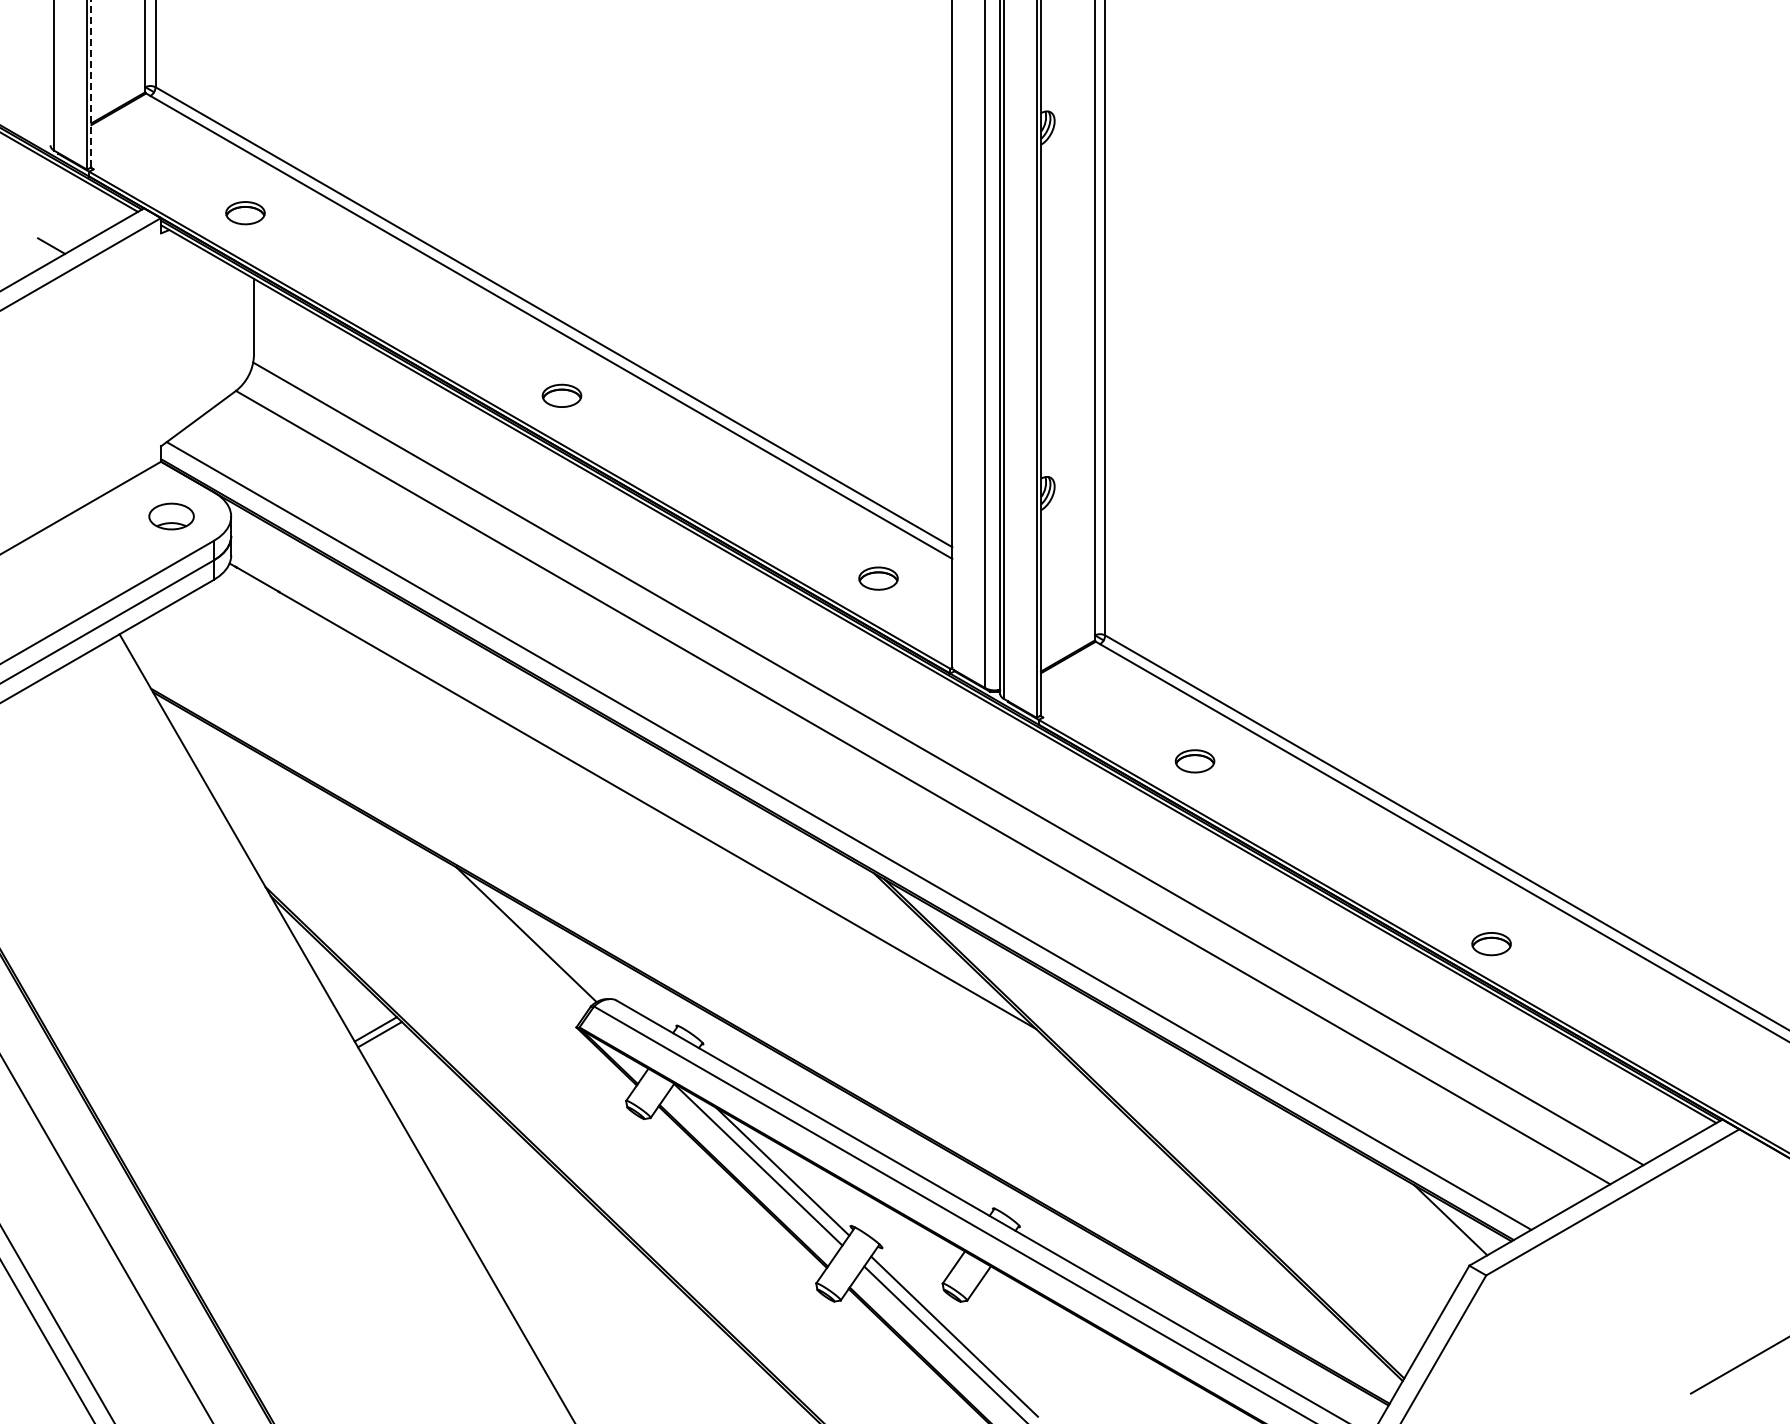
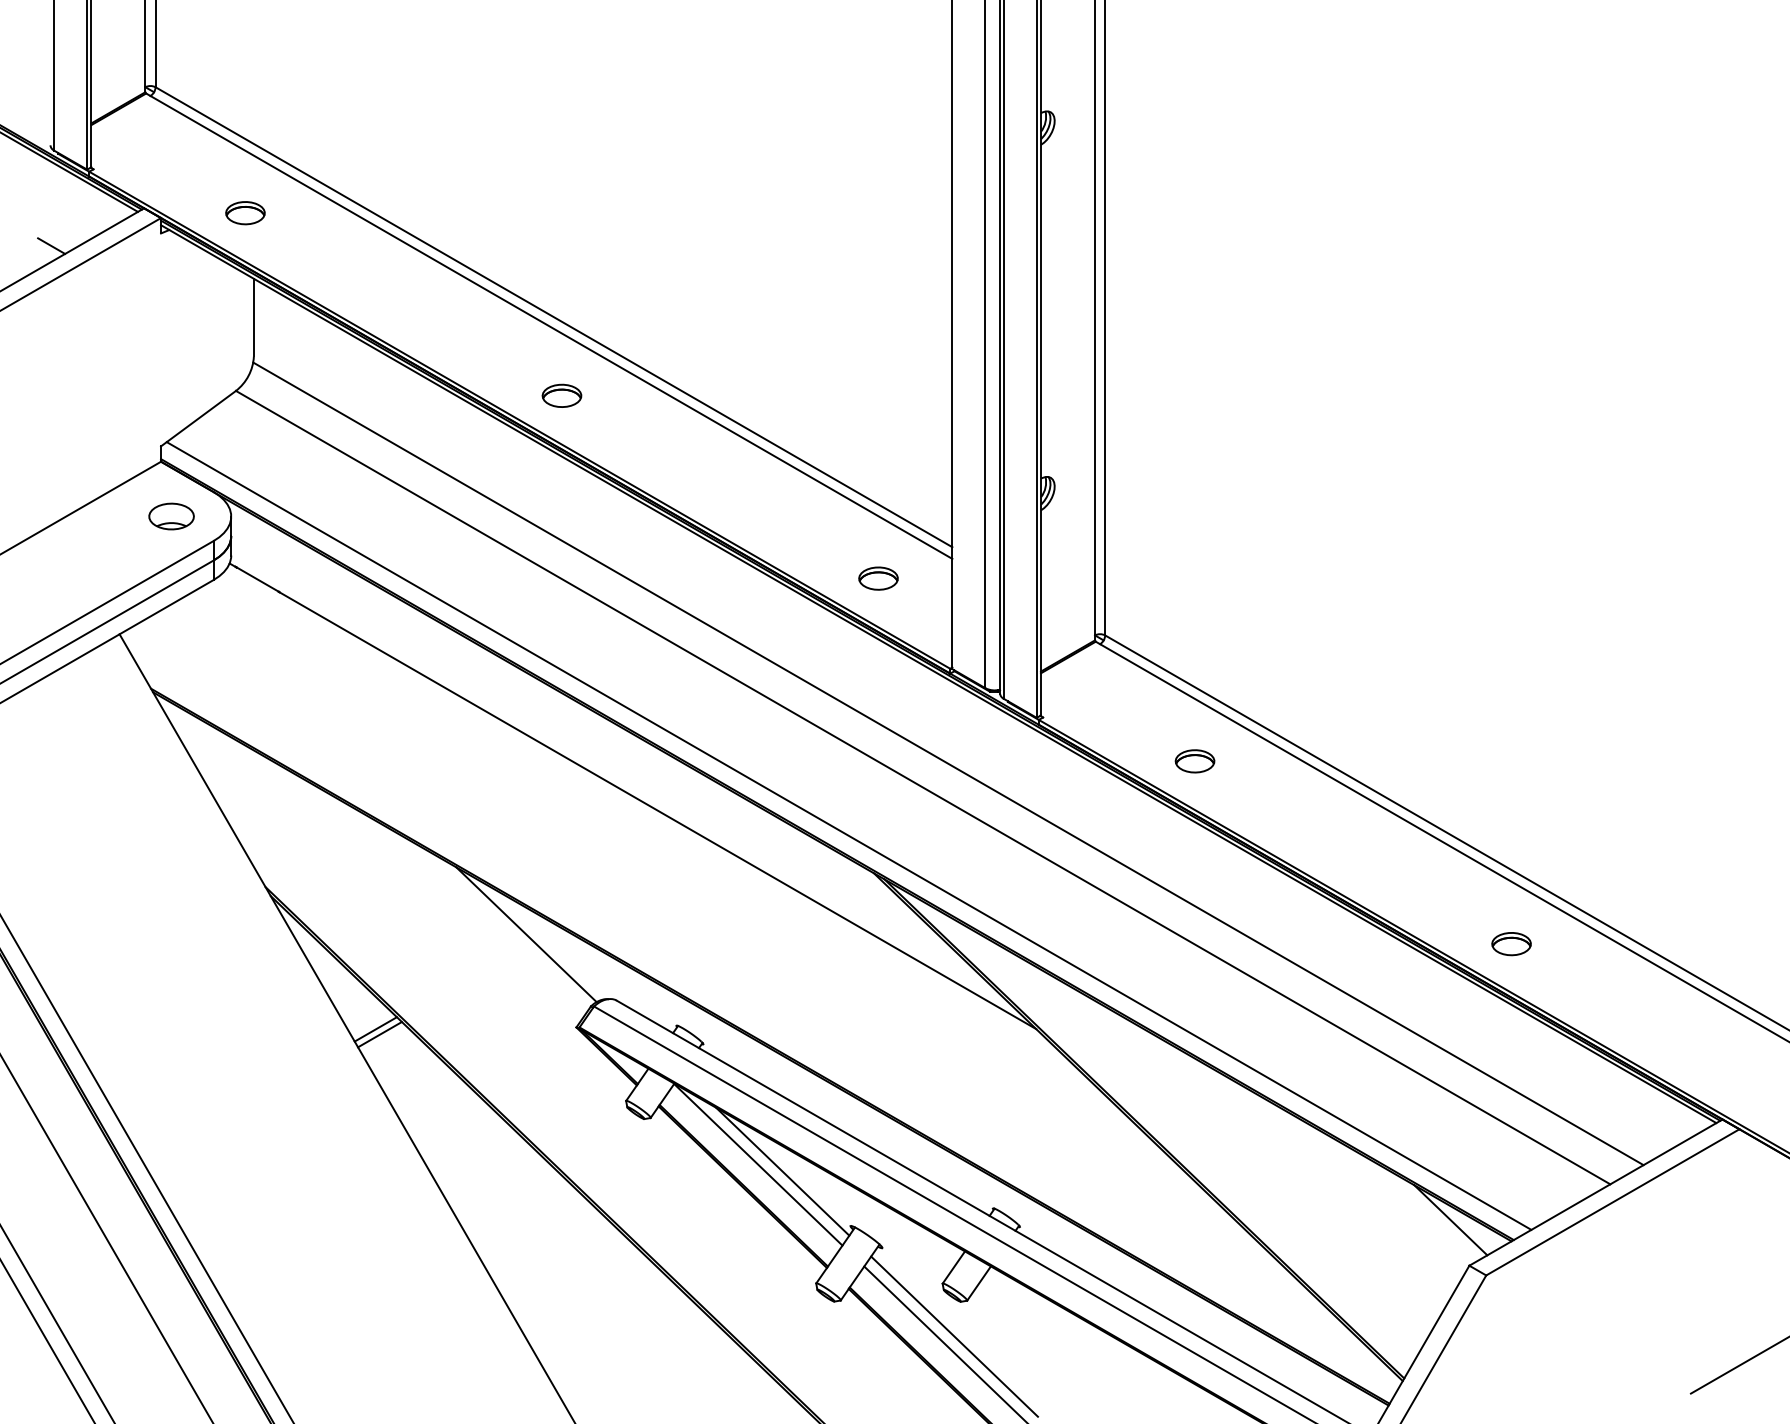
line: dashed -> solid (91, 83)
part position: (1491, 944) -> (1511, 944) (1511, 944)
line: none -> present (147, 1169)
